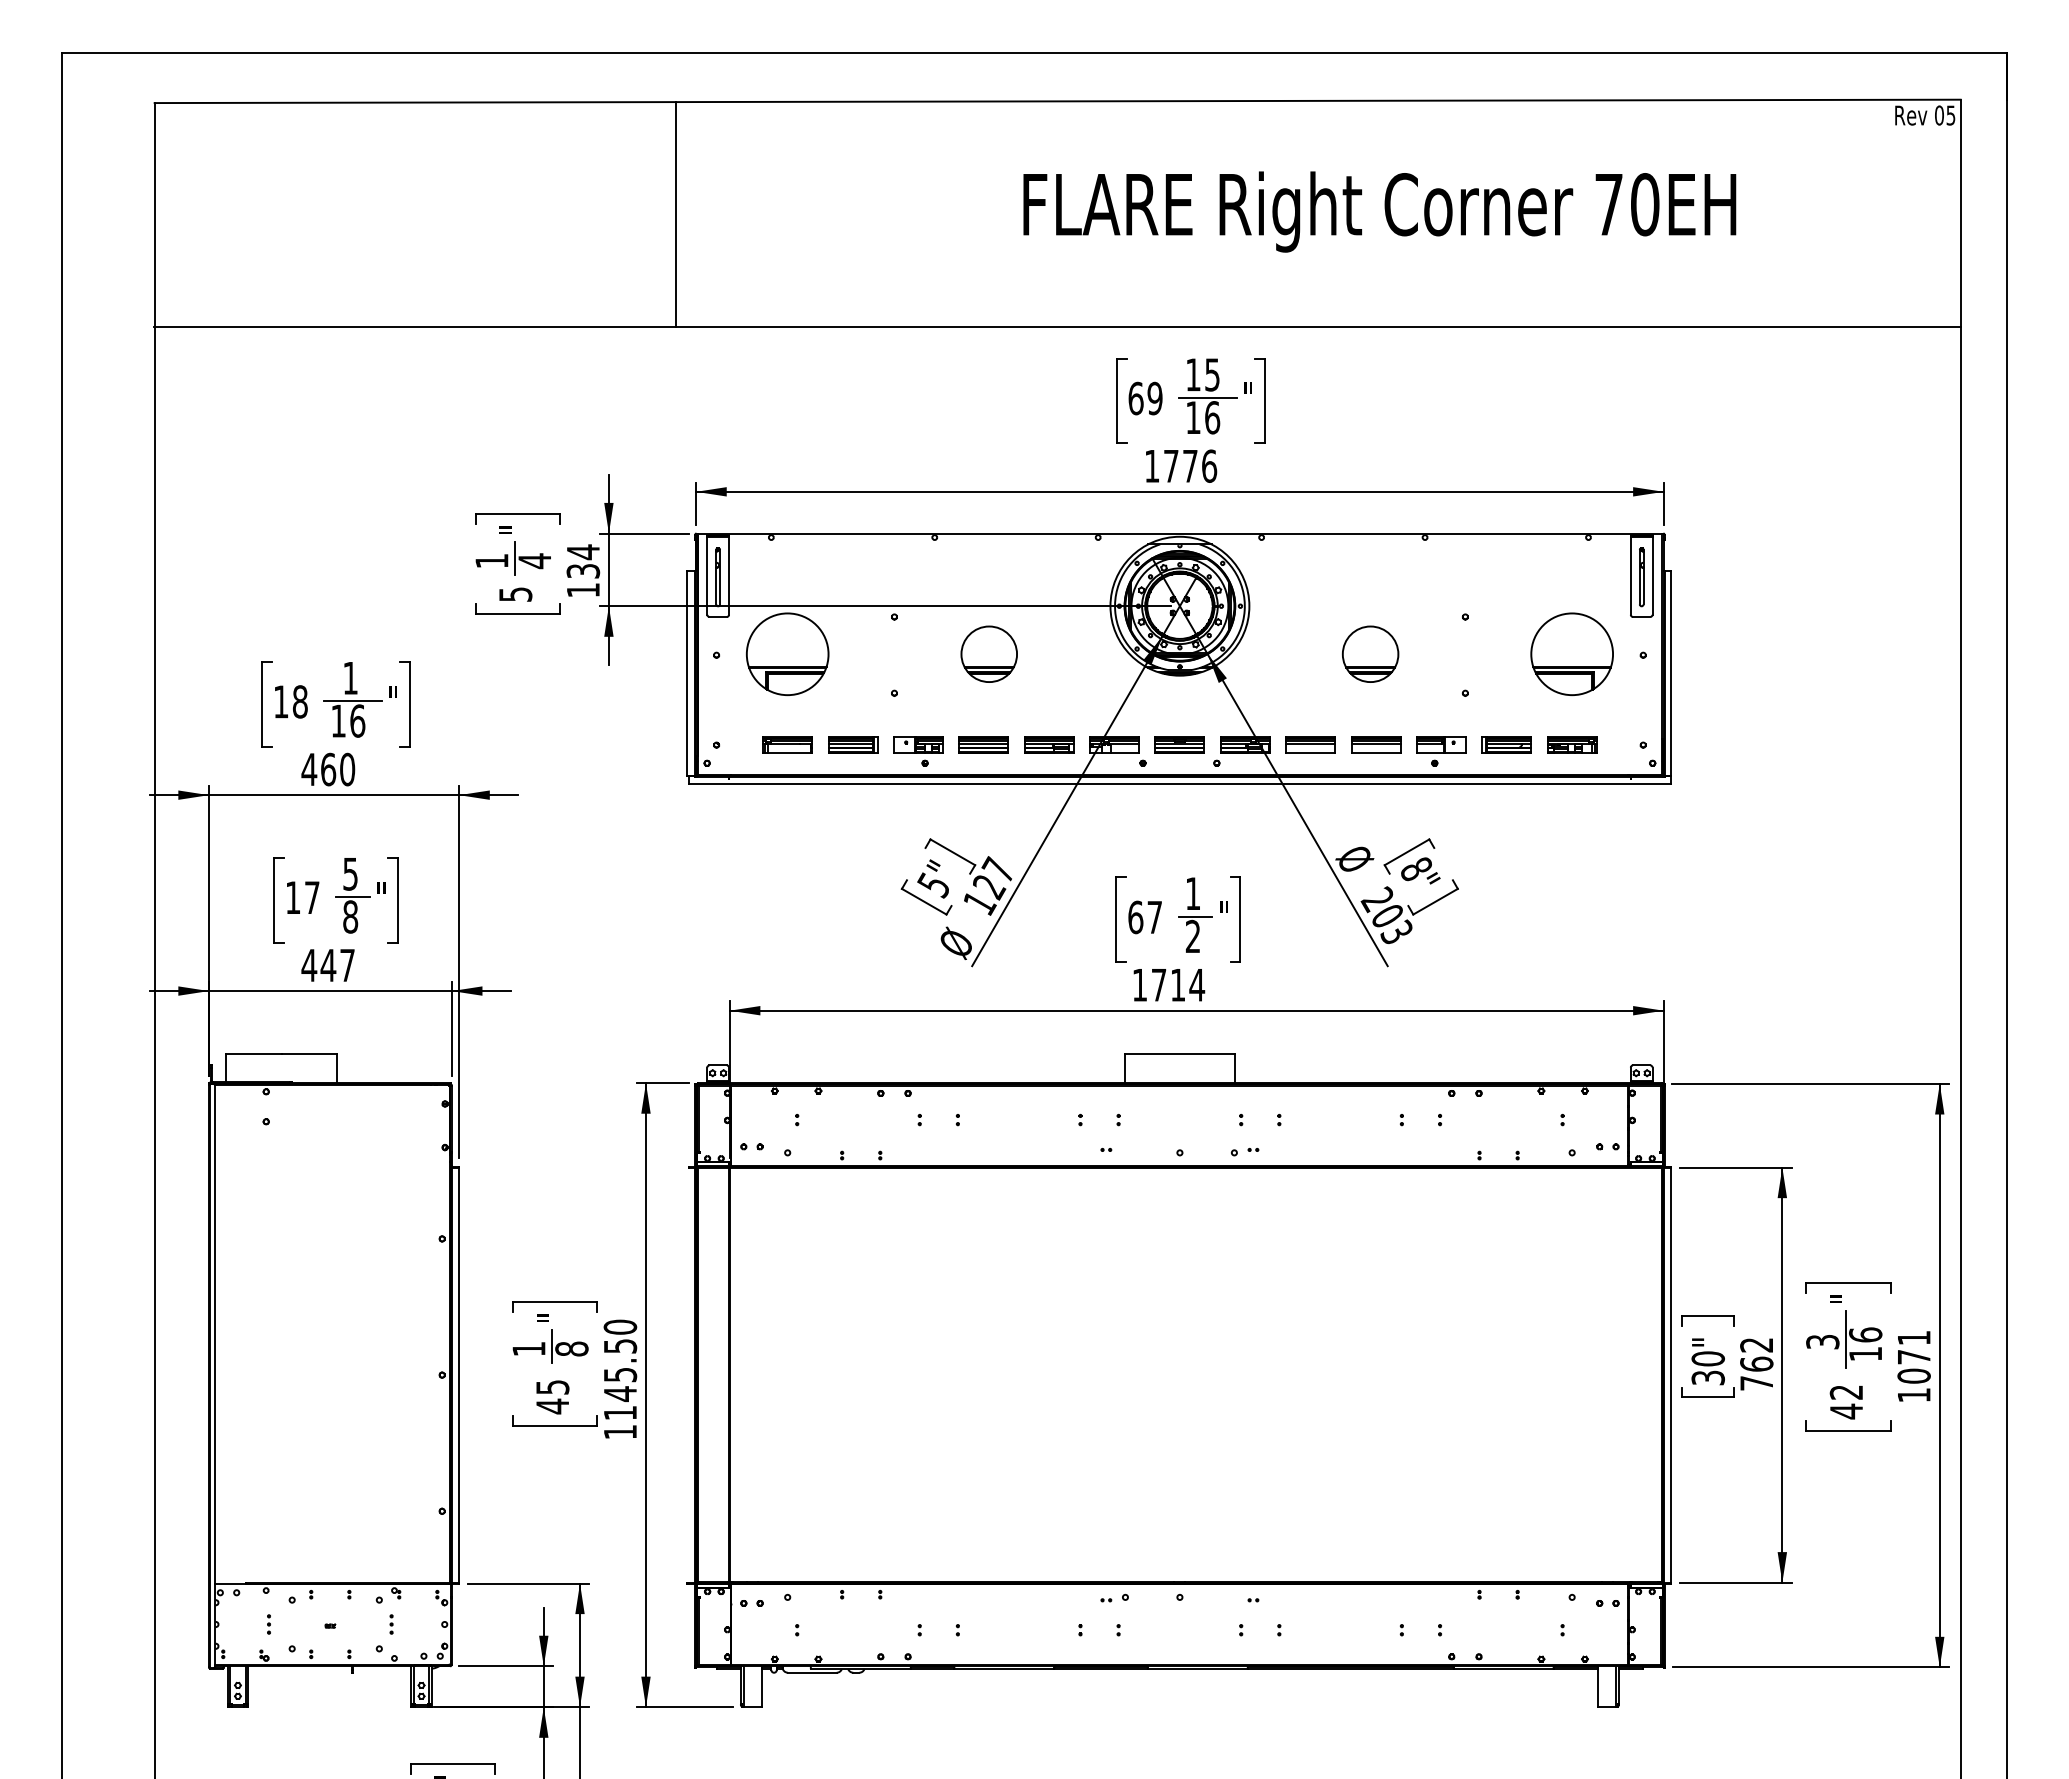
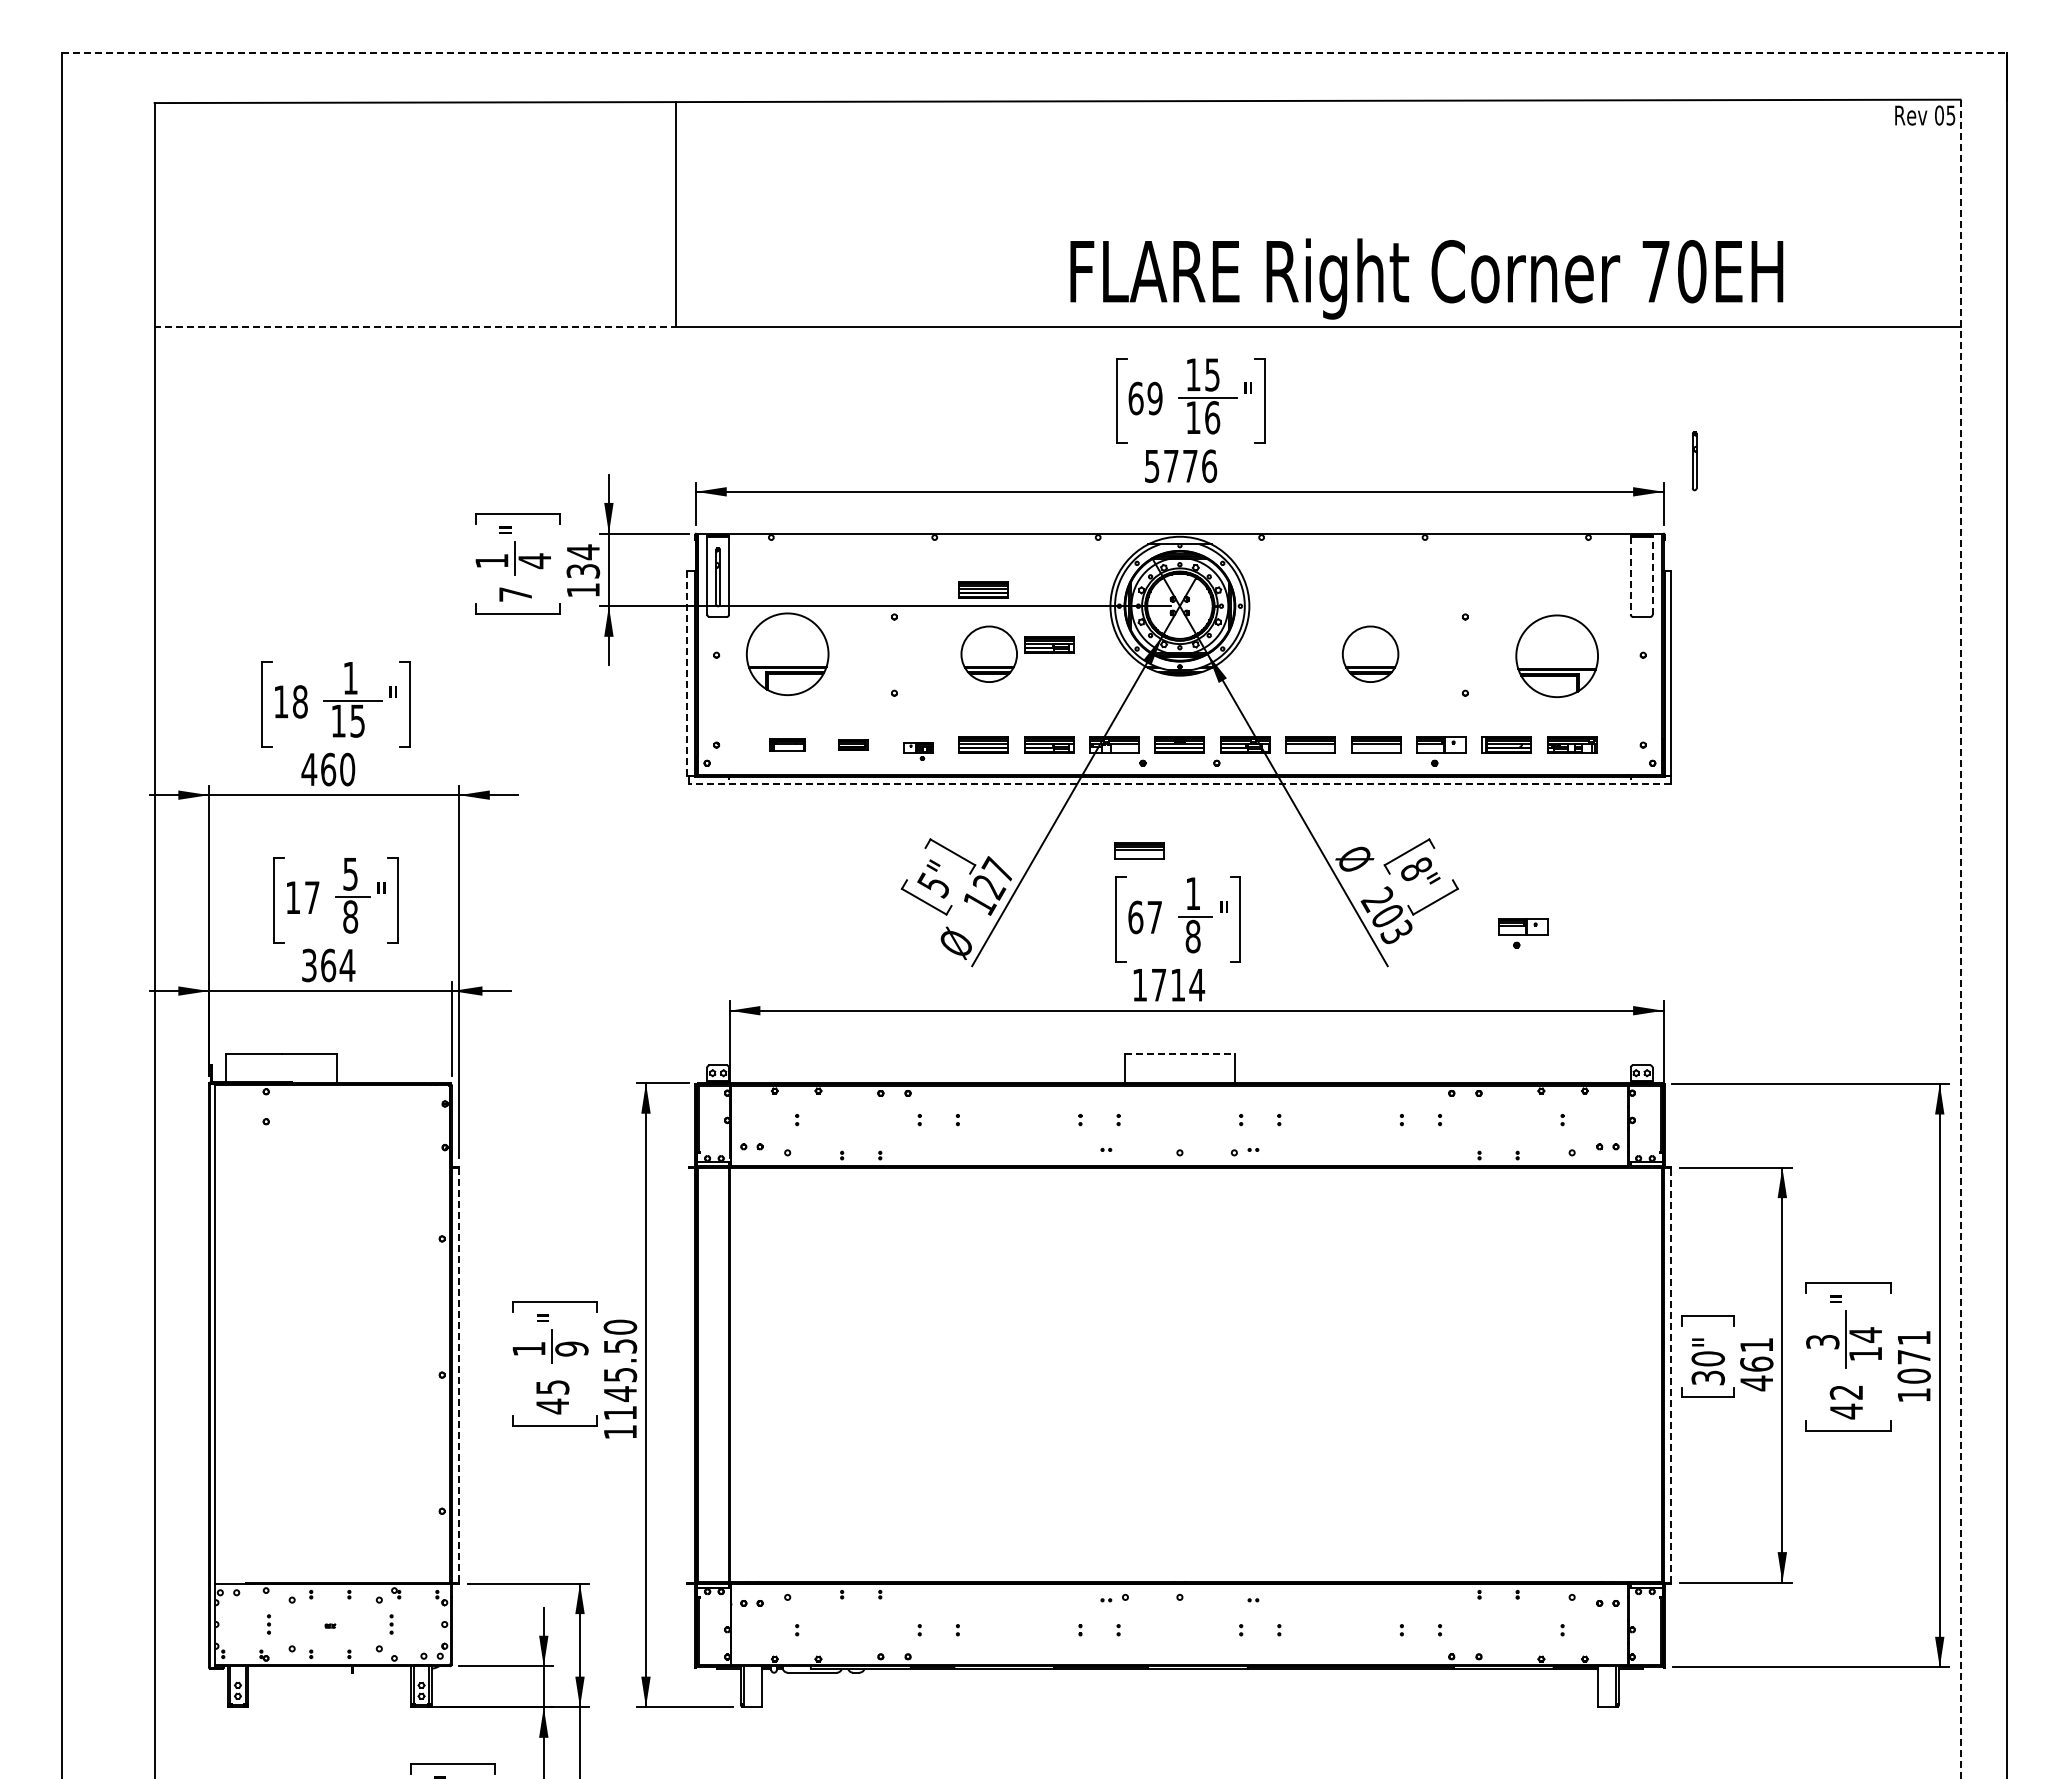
line: solid -> dashed (1034, 53)
text position: (1379, 211) -> (1426, 278) (1426, 278)
line: solid -> dashed (415, 326)
text: 1776 -> 5776 (1152, 466)
line: solid -> dashed (1630, 576)
line: solid -> dashed (1652, 576)
part position: (1641, 577) -> (1694, 461) (1694, 461)
part: none -> present (983, 589)
text: 5 -> 7 (515, 594)
part: none -> present (1049, 644)
part position: (1571, 654) -> (1556, 656) (1556, 656)
line: solid -> dashed (687, 672)
text: 16 -> 15 (357, 720)
part size: 51x18 px -> 37x14 px (787, 744)
part size: 51x18 px -> 31x12 px (853, 744)
part size: 51x31 px -> 31x19 px (918, 751)
line: solid -> dashed (1179, 783)
part: none -> present (1139, 850)
part: none -> present (1523, 933)
text: 2 -> 8 (1192, 936)
line: solid -> dashed (1960, 938)
text: 447 -> 364 (328, 965)
line: solid -> dashed (1180, 1054)
text: 16 -> 14 (1865, 1334)
text: 8 -> 9 (571, 1348)
text: 762 -> 461 (1756, 1364)
line: solid -> dashed (459, 1375)
line: solid -> dashed (1671, 1375)
